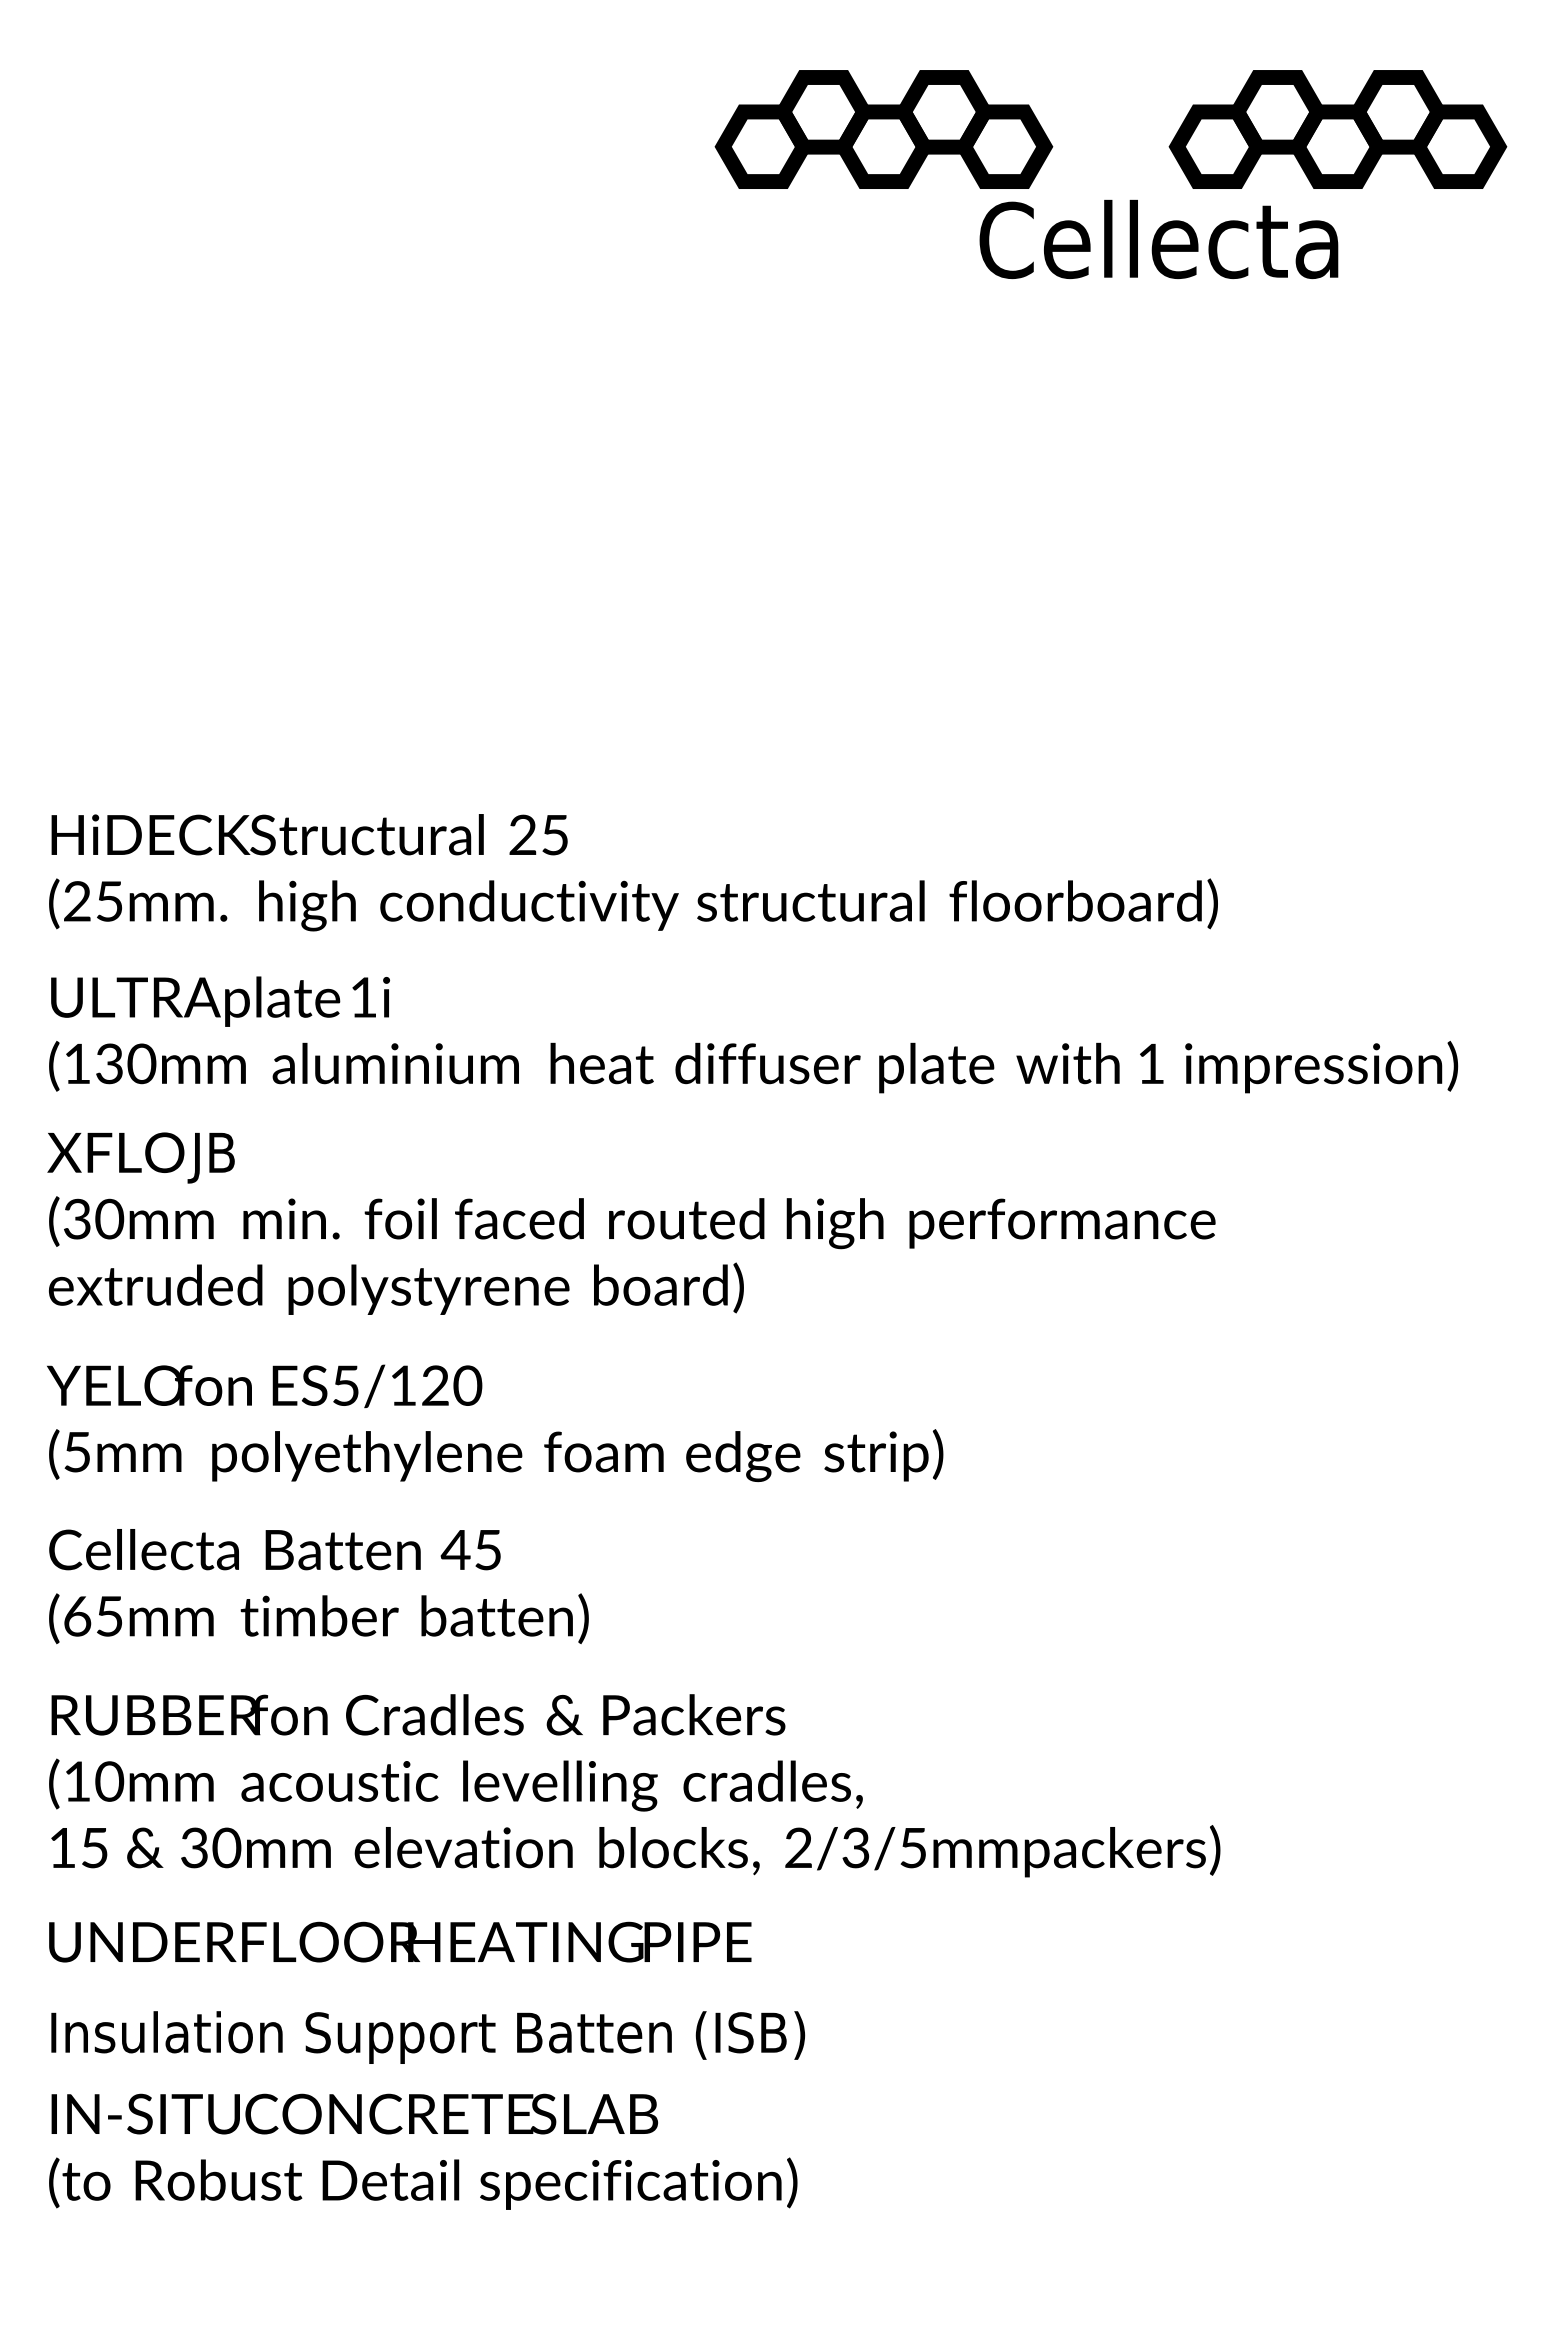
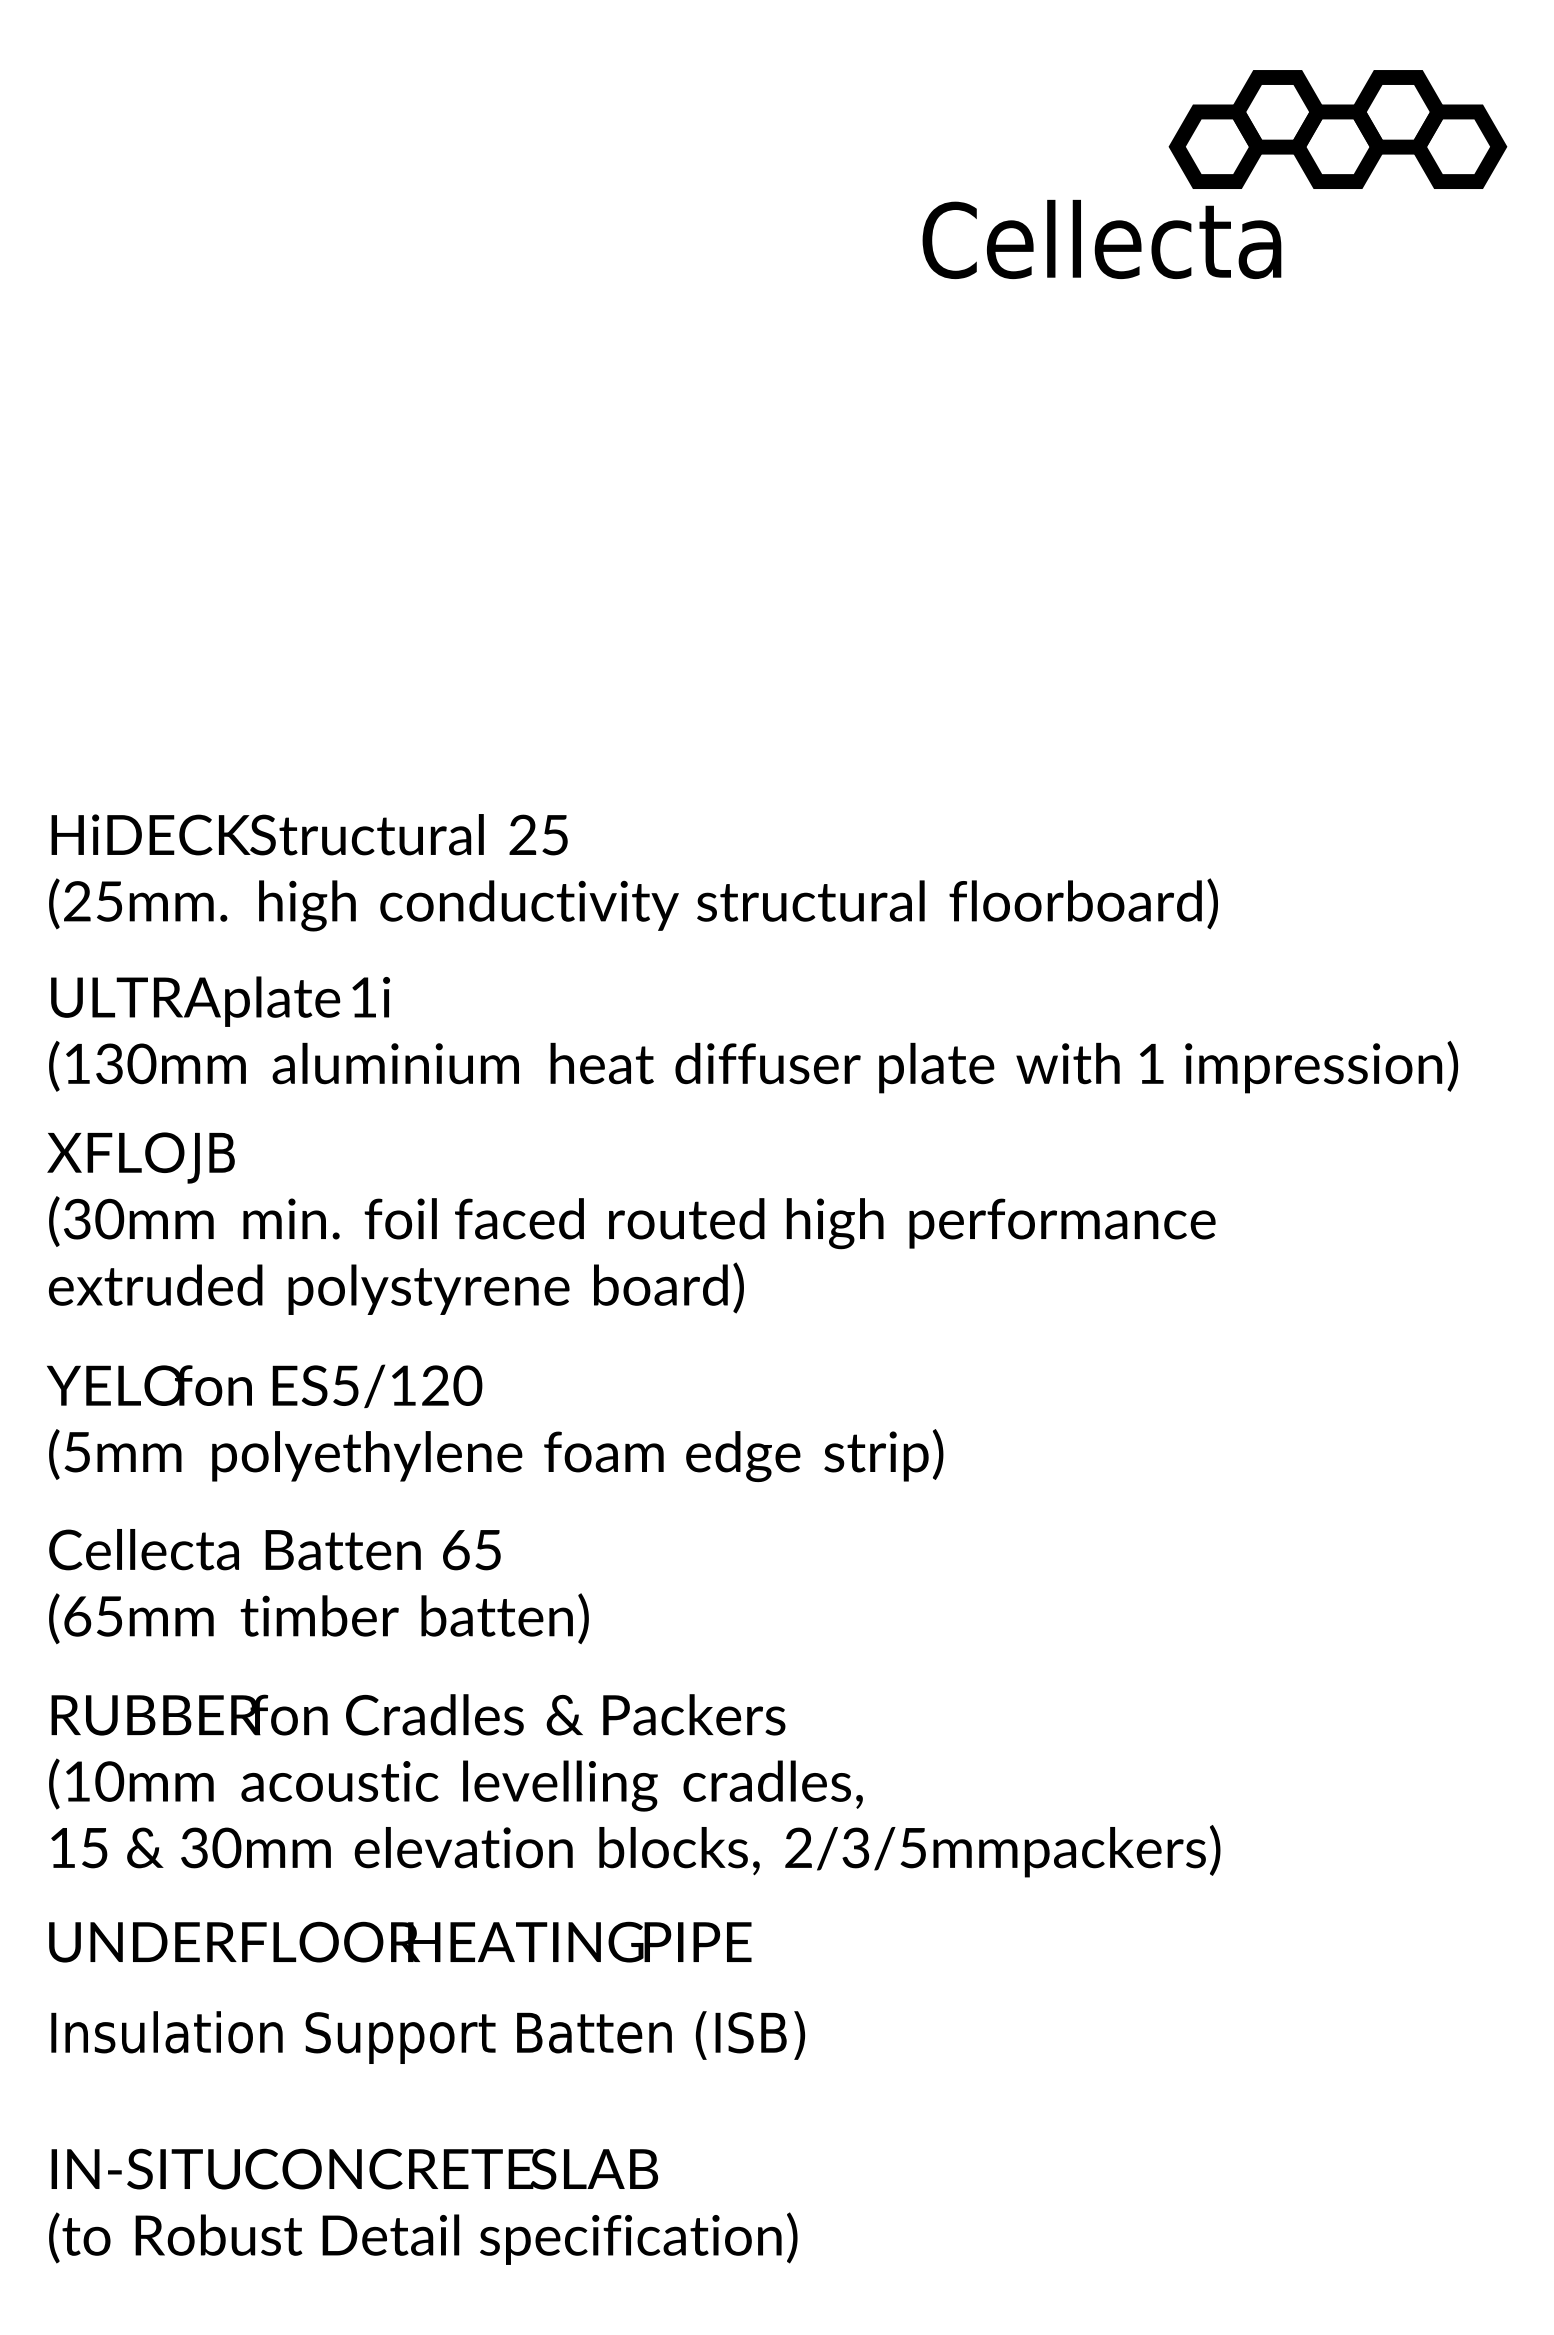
part: present -> none (883, 129)
text position: (1158, 239) -> (1101, 239) (1101, 239)
text: 45 -> 65 (455, 1550)
text position: (423, 2151) -> (423, 2206) (423, 2206)
